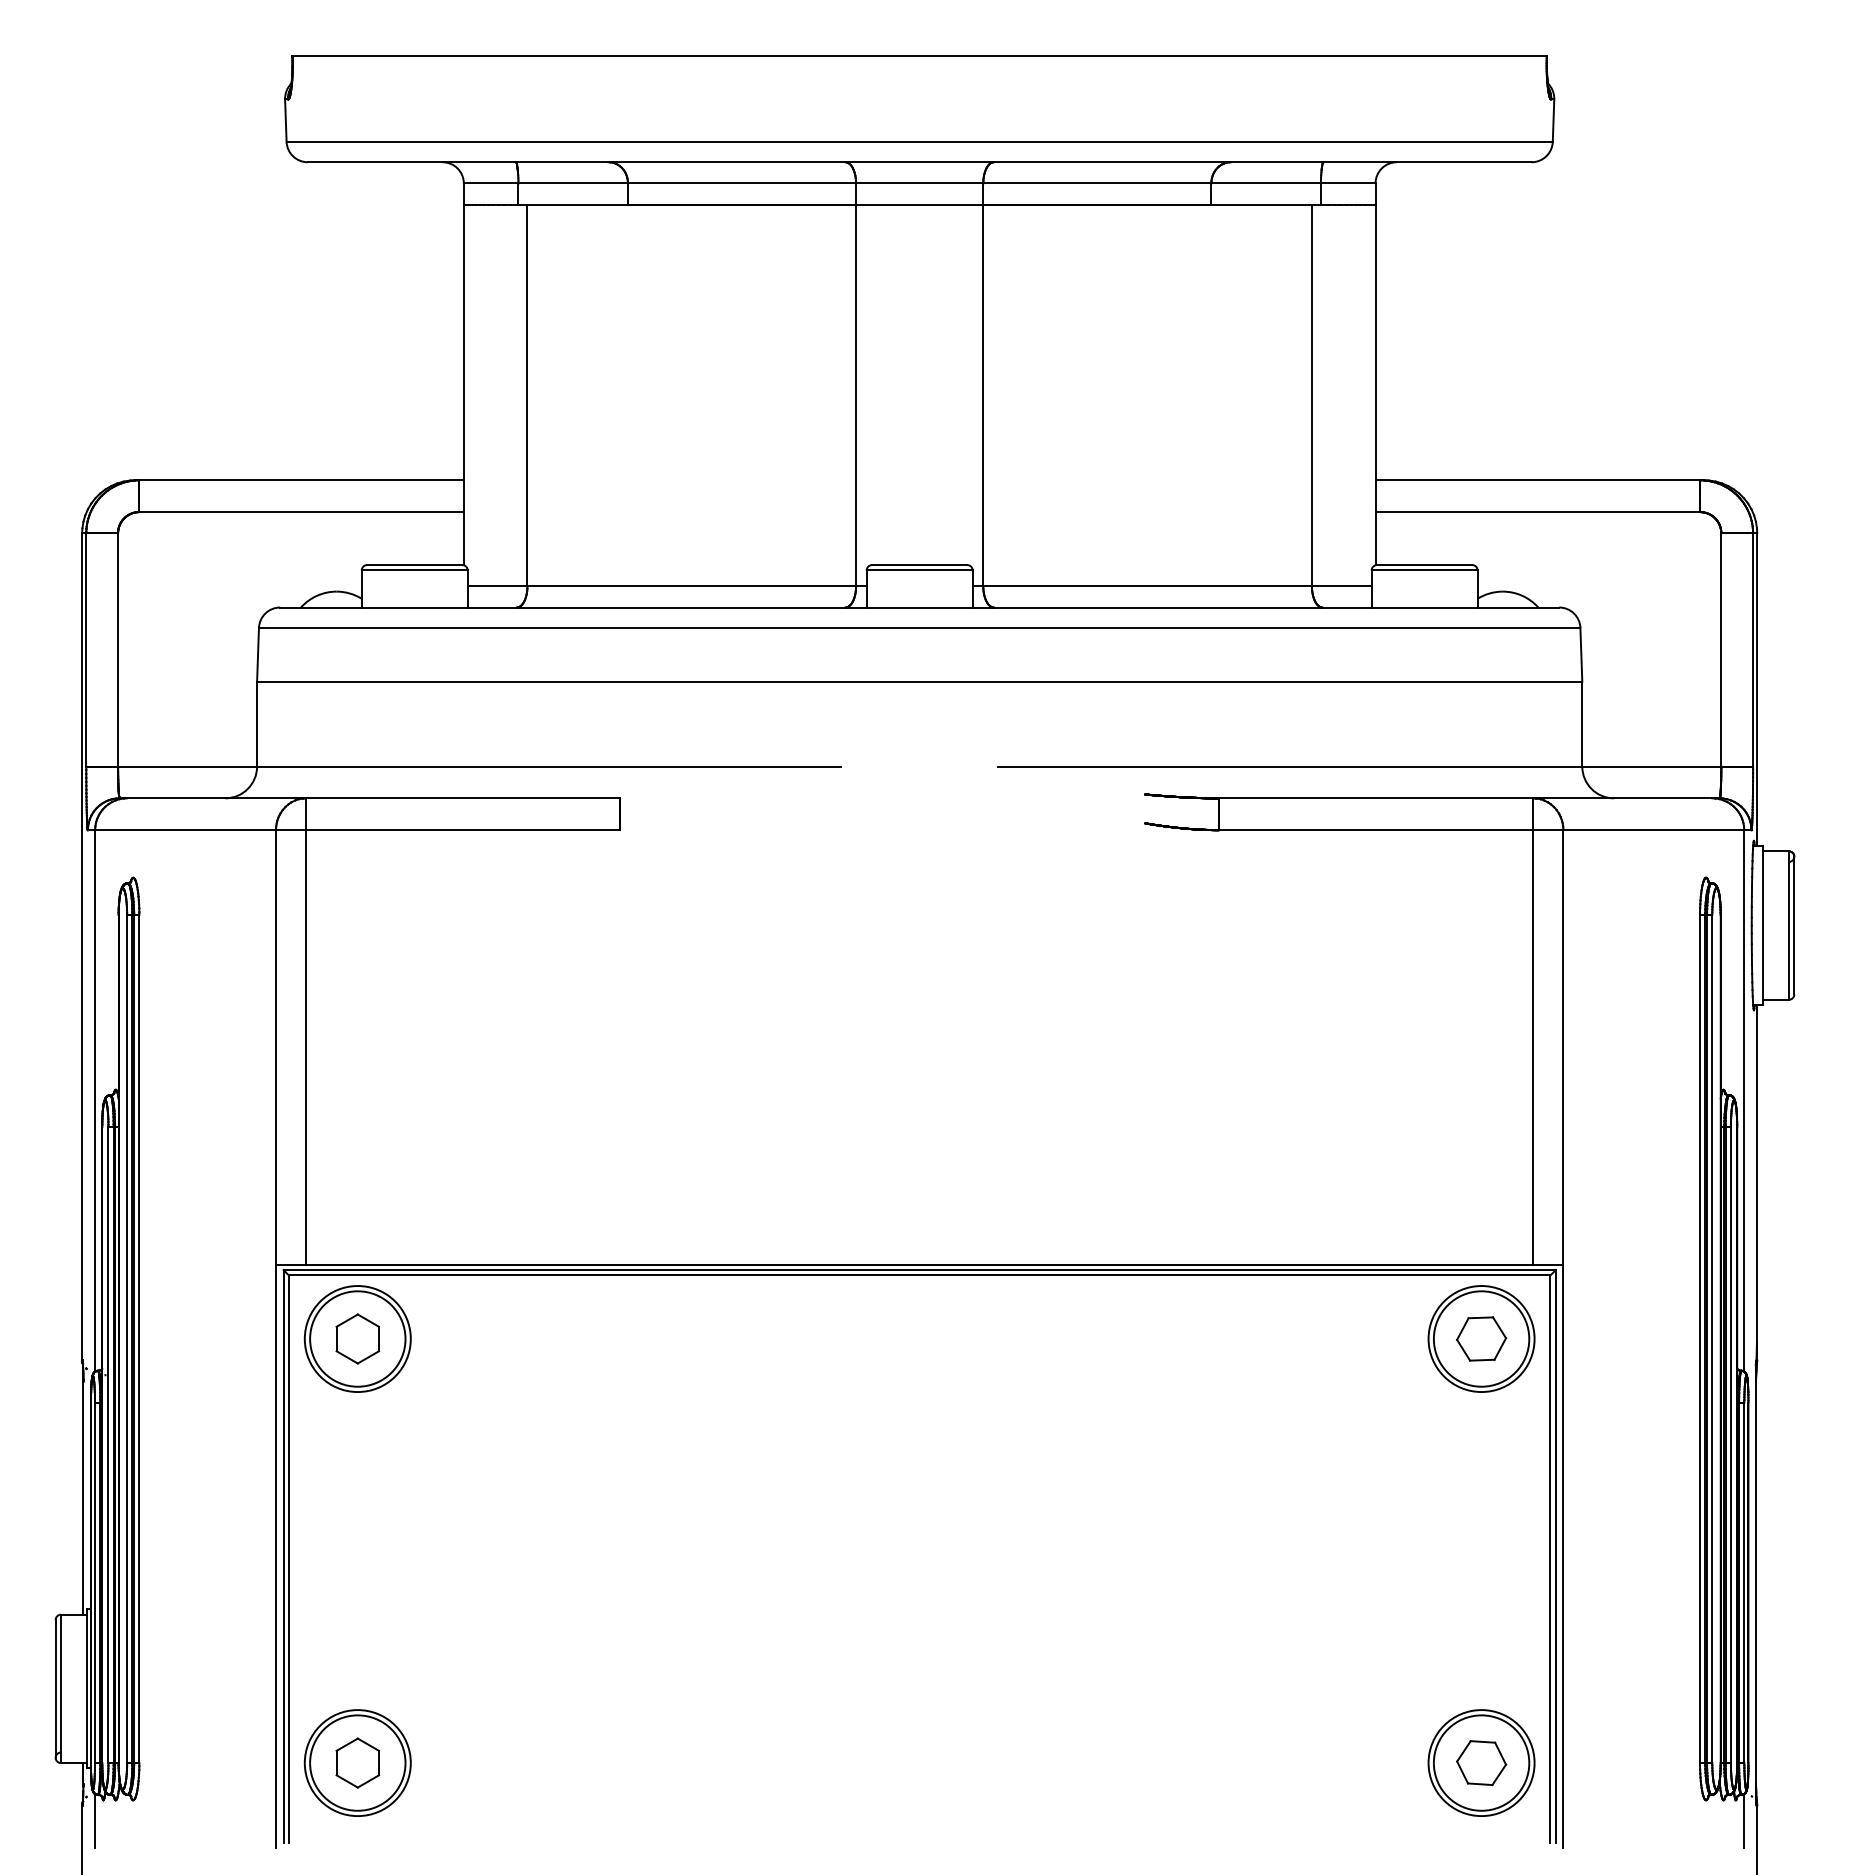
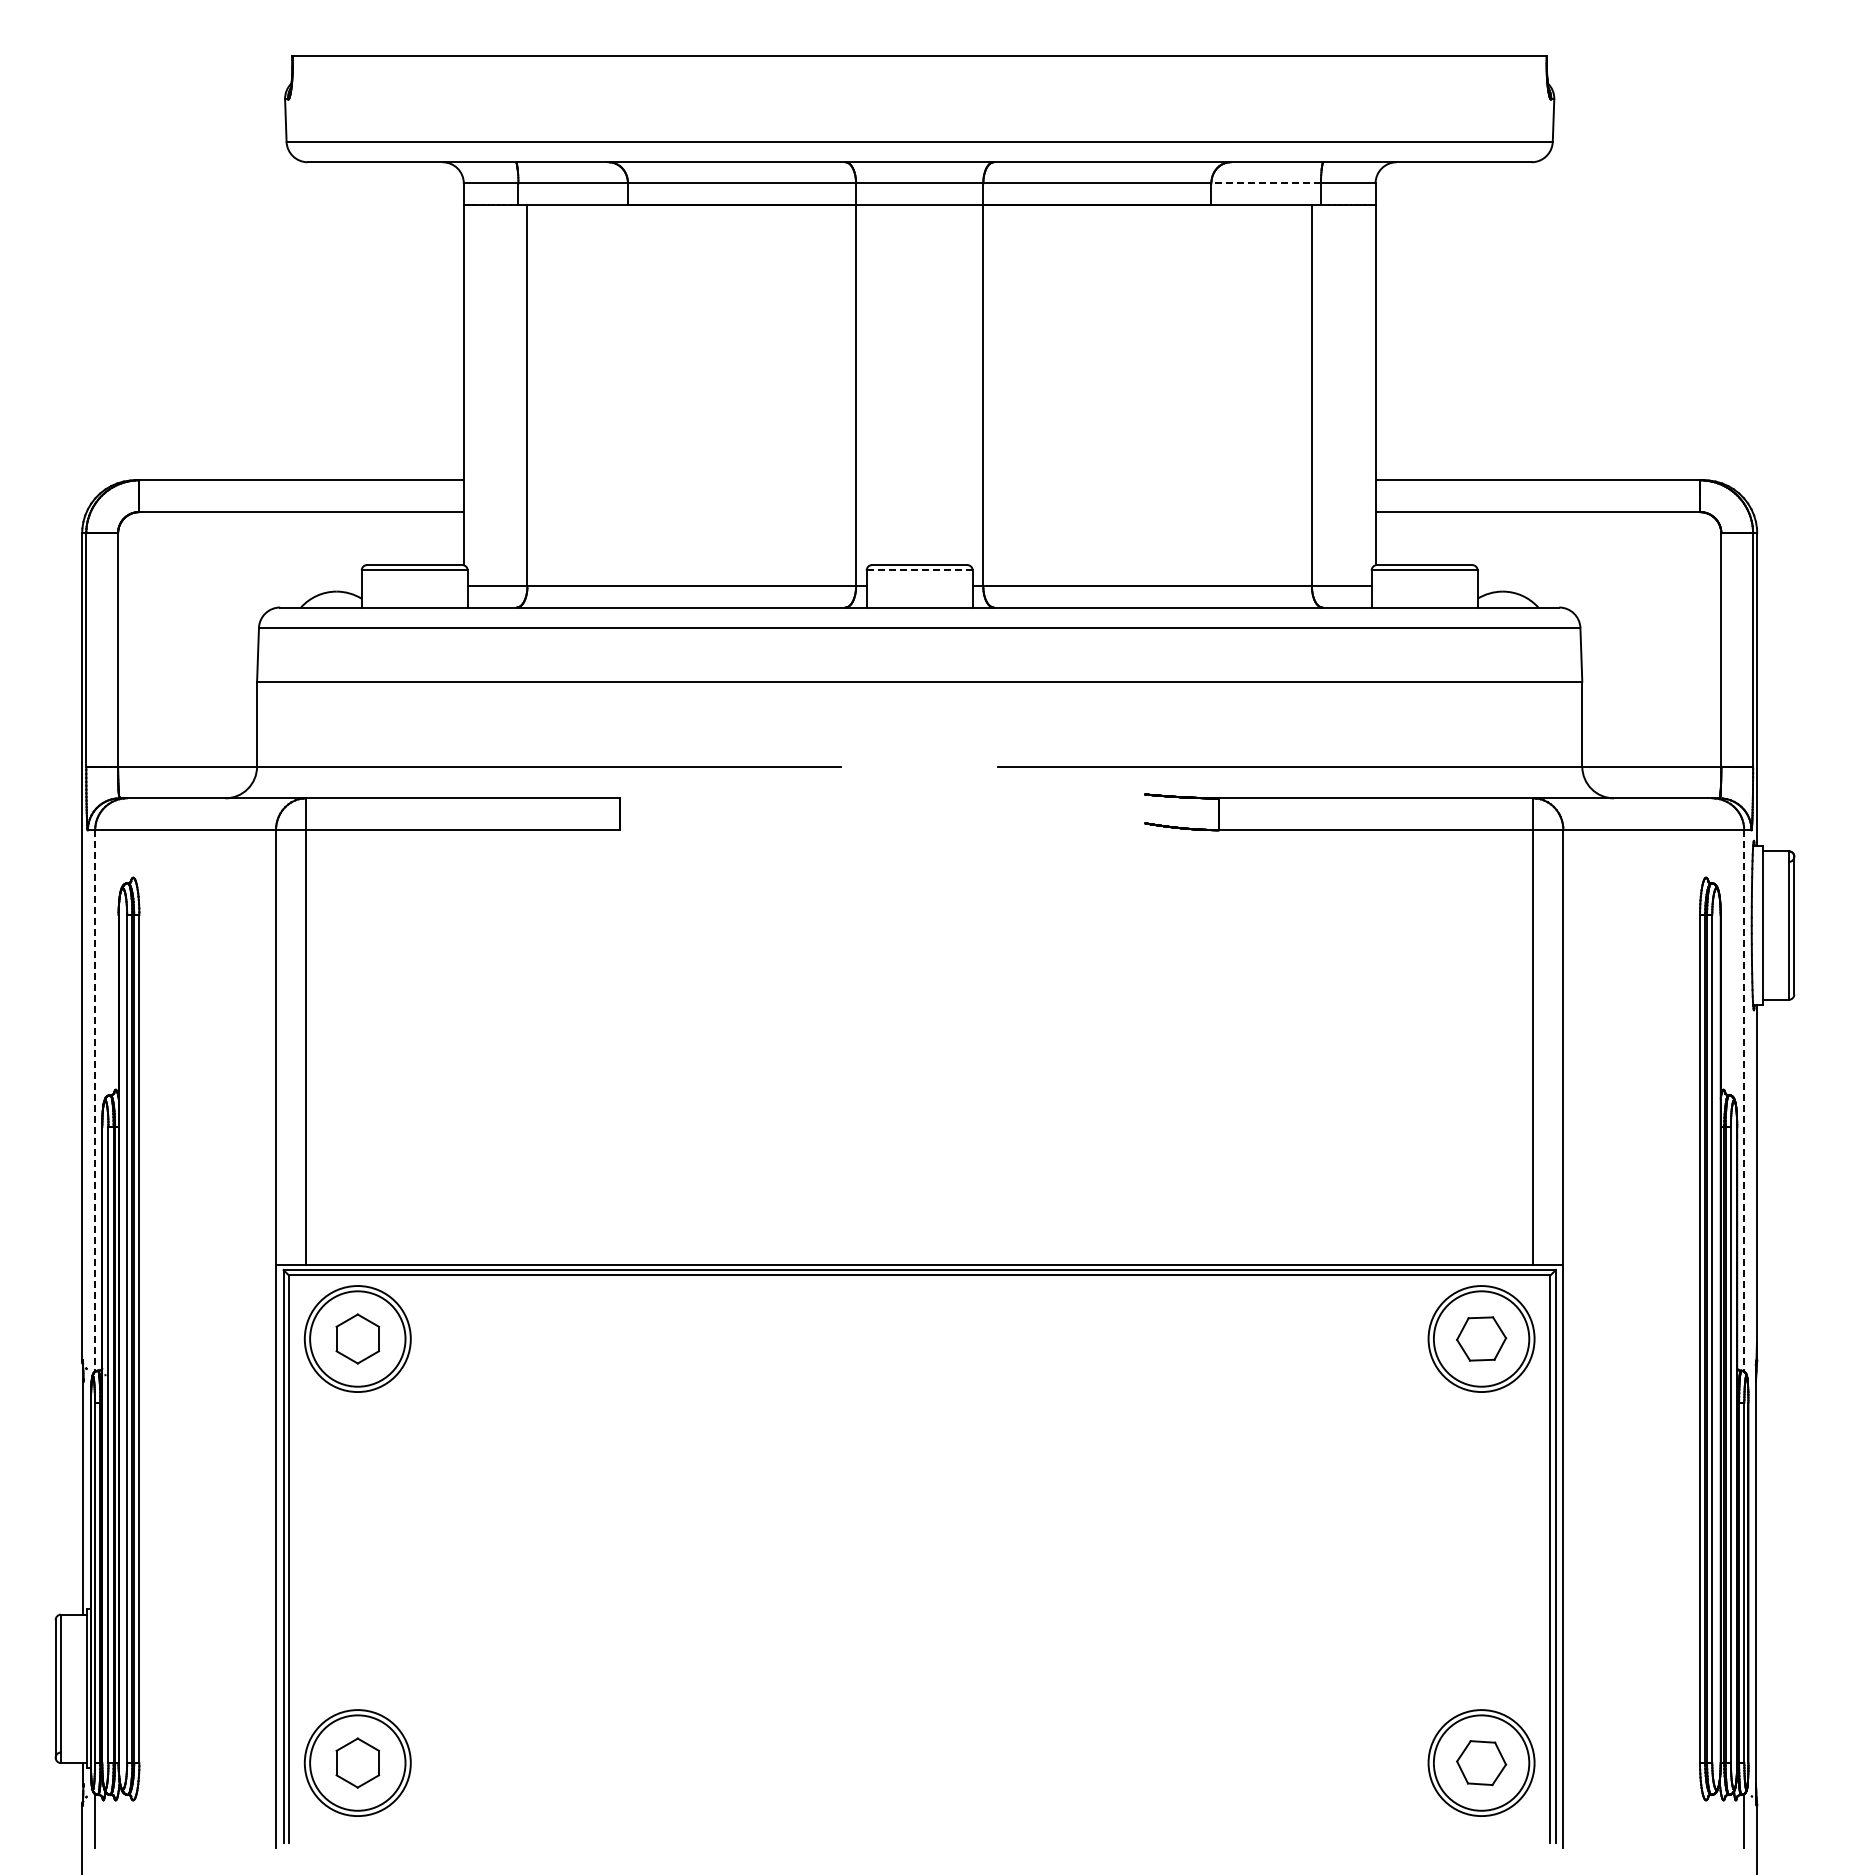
line: solid -> dashed (1266, 183)
line: solid -> dashed (919, 570)
line: solid -> dashed (95, 1100)
line: solid -> dashed (1744, 1100)
